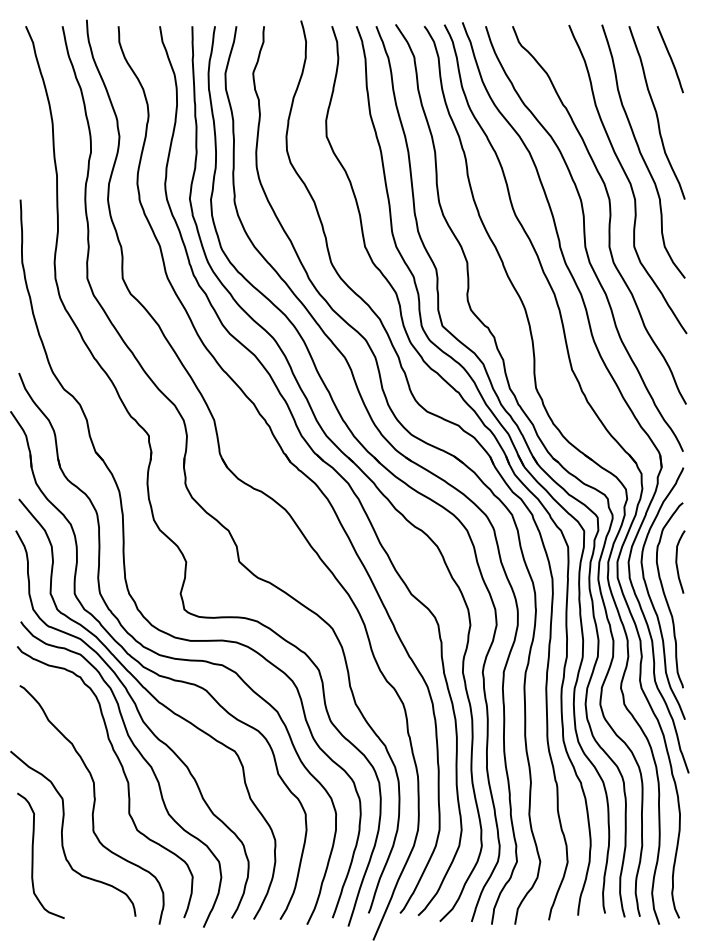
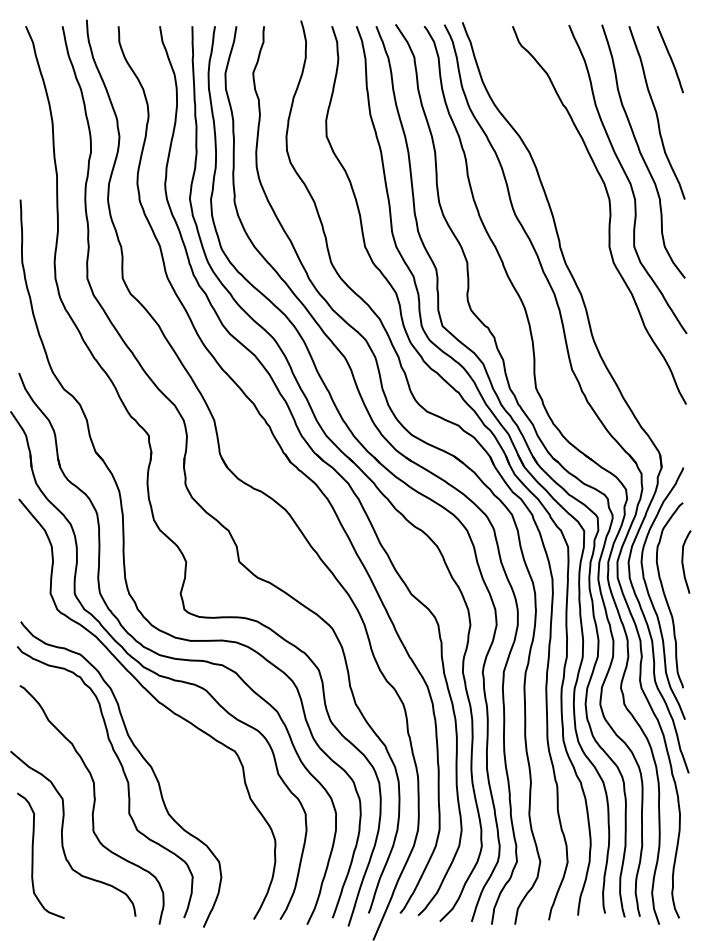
curve: present -> none (584, 238)
curve position: (677, 561) -> (683, 561) (683, 561)
curve: present -> none (141, 720)
